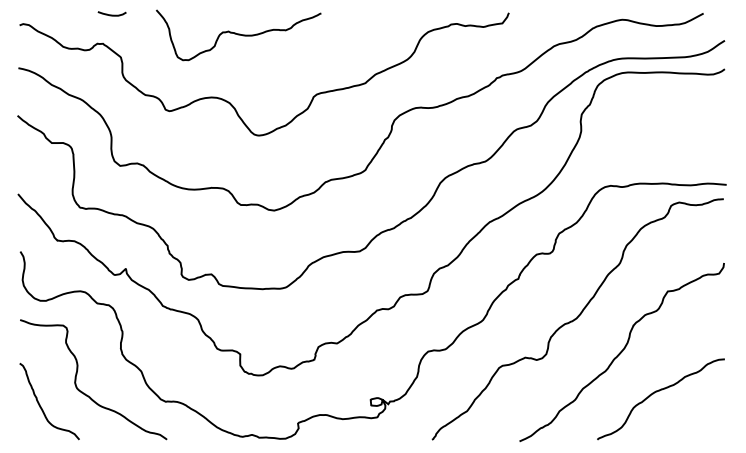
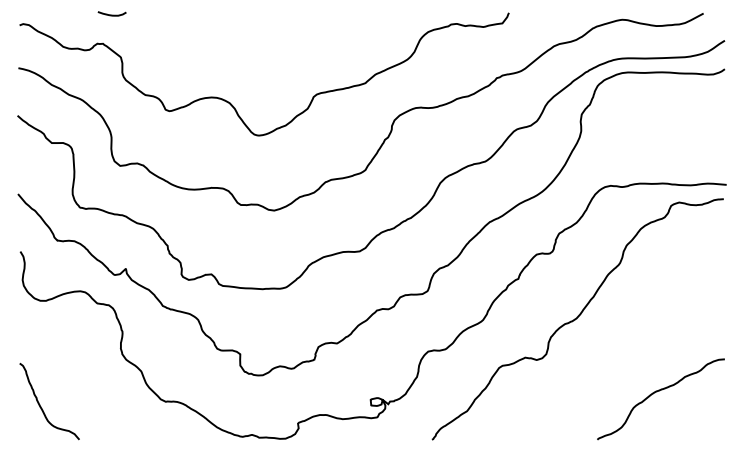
curve: present -> none (238, 35)
curve: present -> none (621, 352)
curve: present -> none (85, 393)
